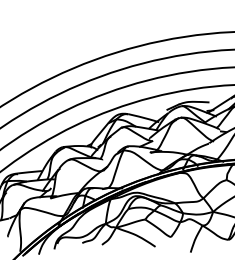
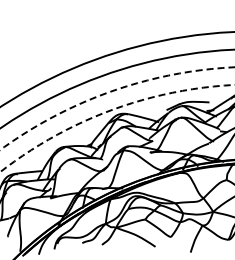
circle: solid -> dashed (117, 108)
circle: solid -> dashed (117, 128)
